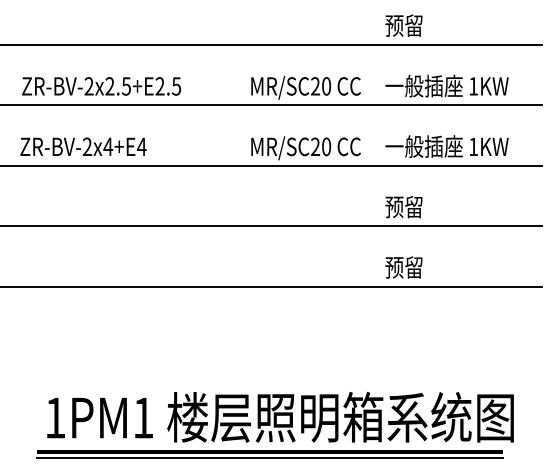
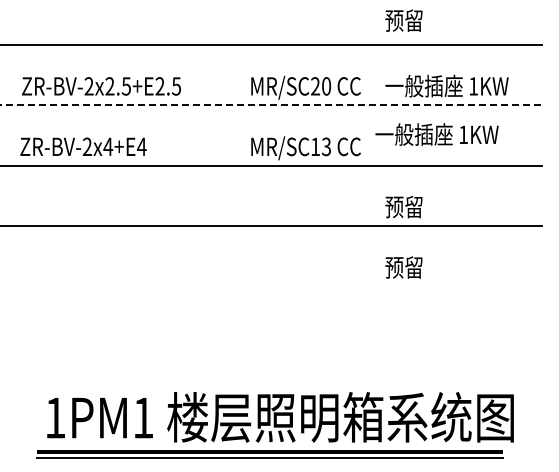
text position: (403, 25) -> (403, 20) (403, 20)
line: solid -> dashed (271, 105)
text: MR/SC20 -> MR/SC13 (321, 146)
text position: (446, 146) -> (436, 134) (436, 134)
line: present -> none (272, 286)
